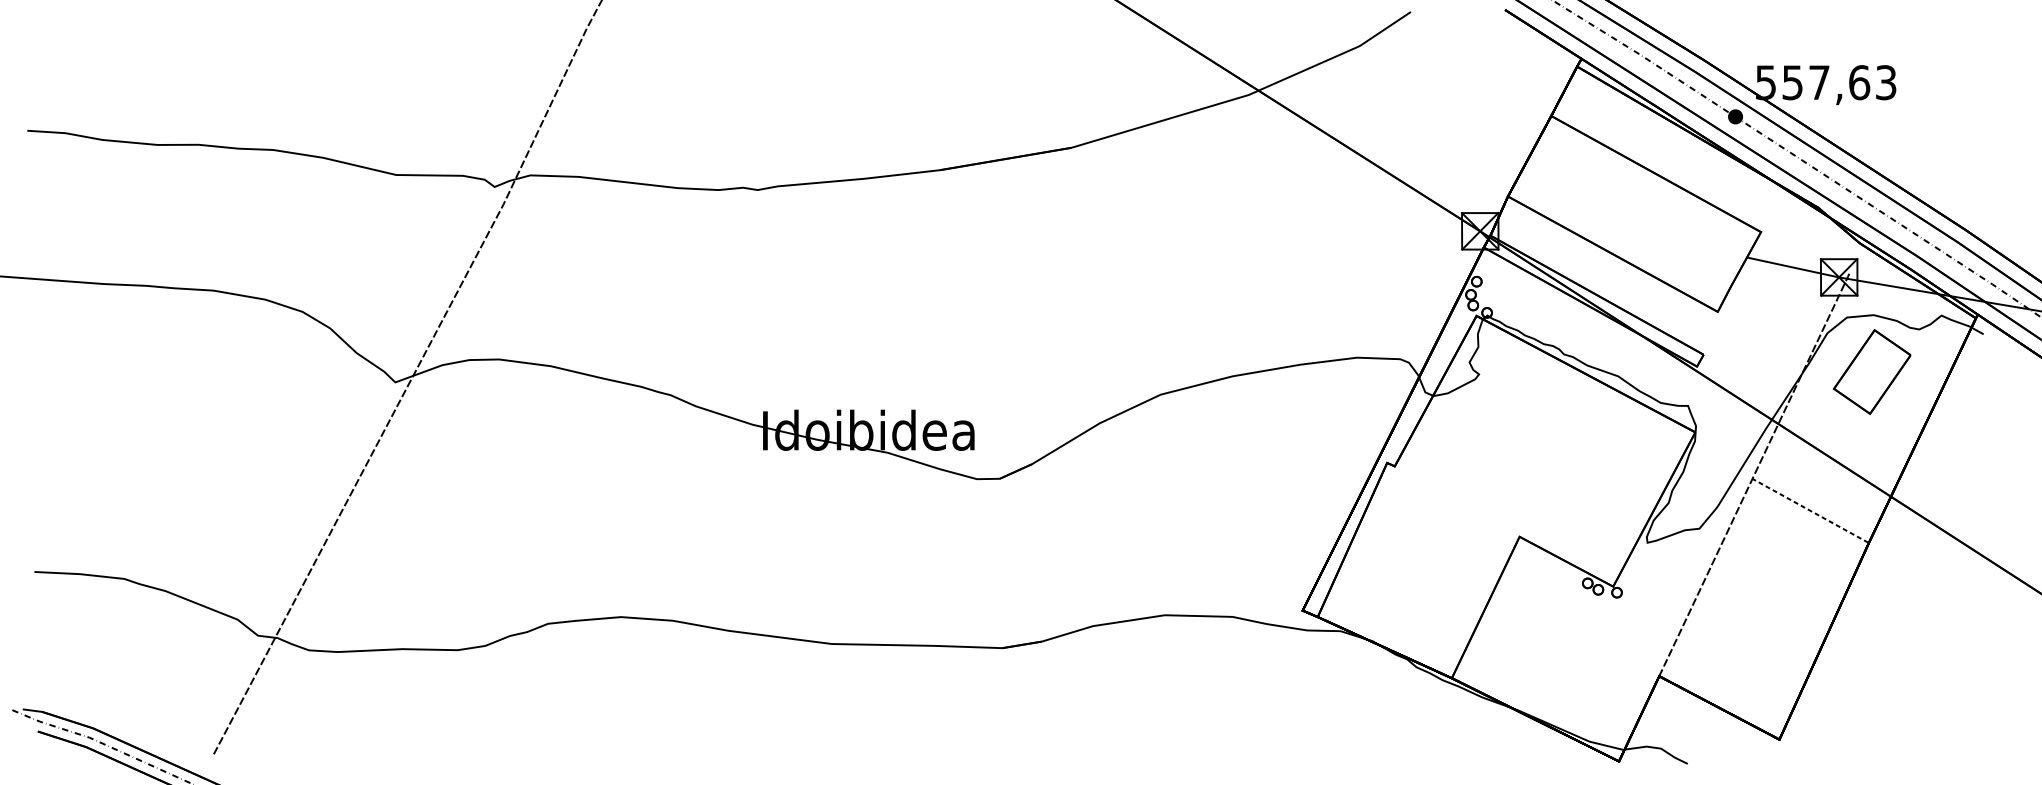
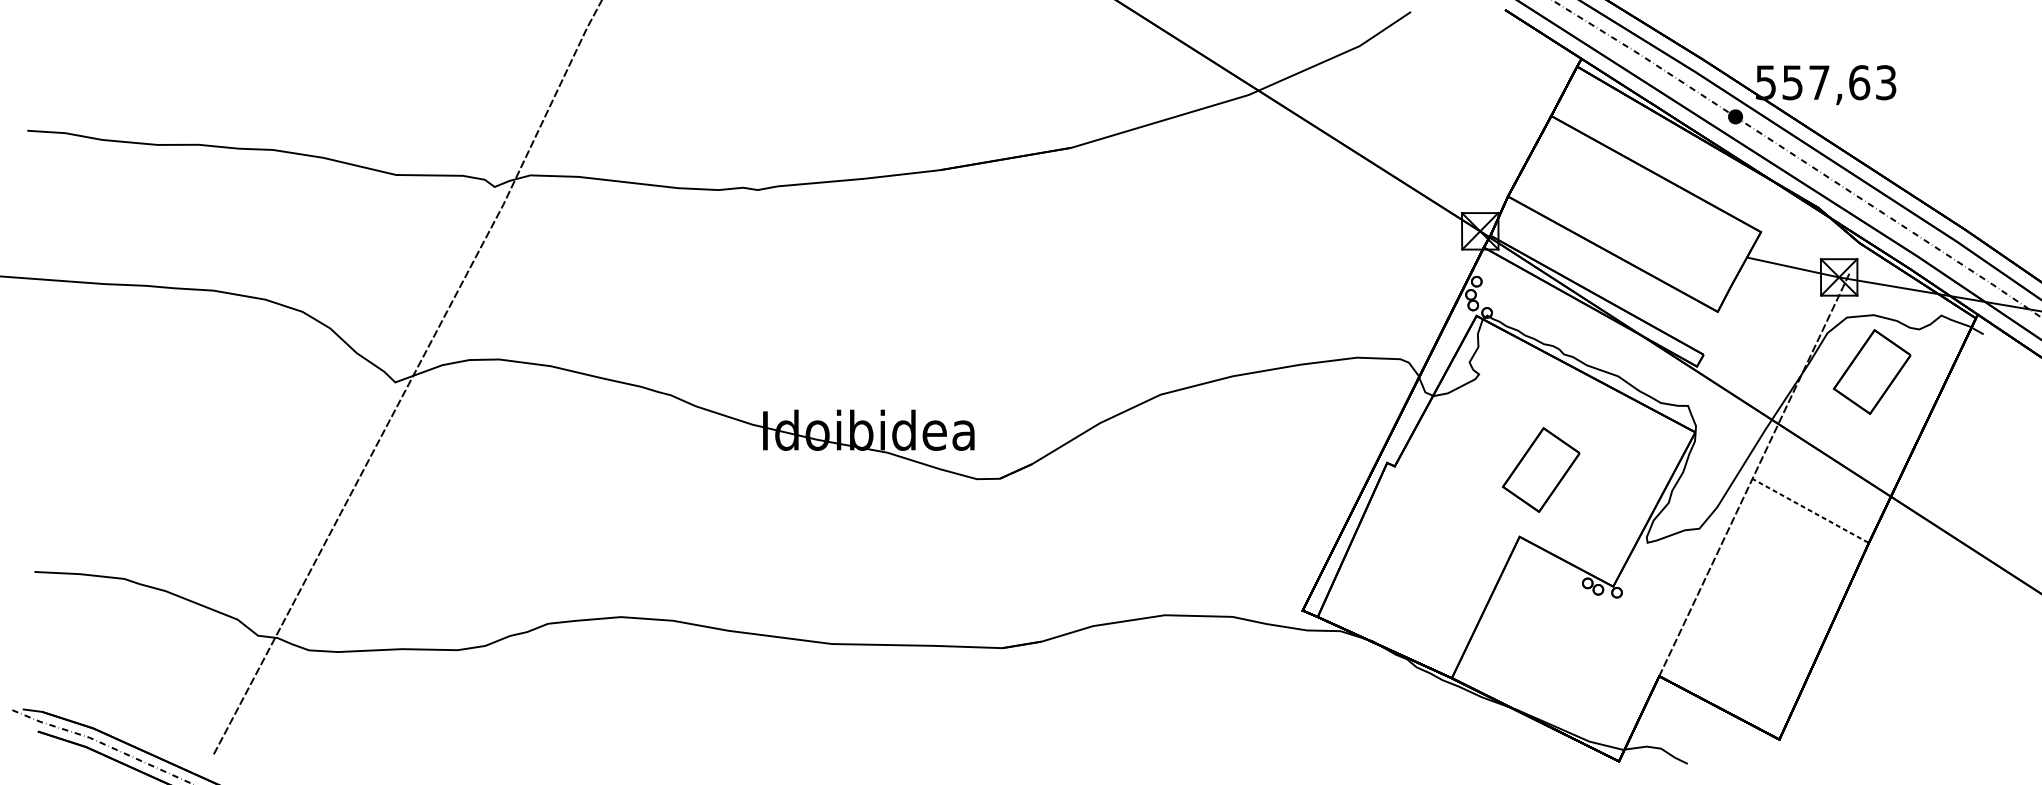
part: none -> present (1540, 469)
